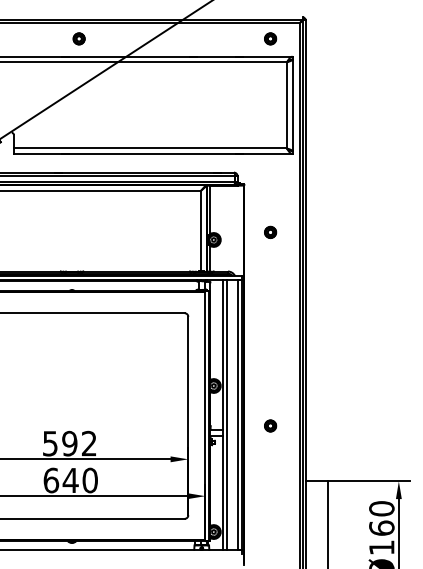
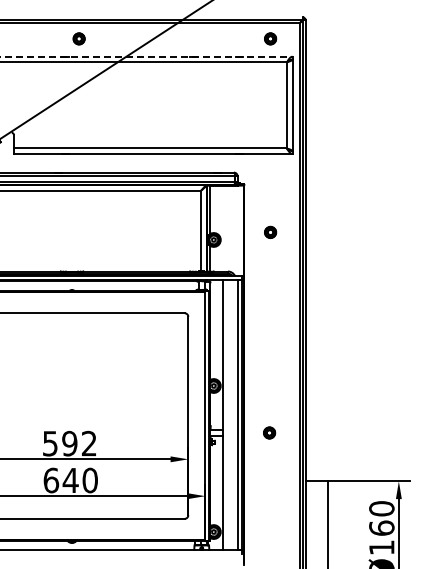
line: solid -> dashed (146, 56)
line: present -> none (226, 414)
part position: (270, 425) -> (269, 432) (269, 432)
